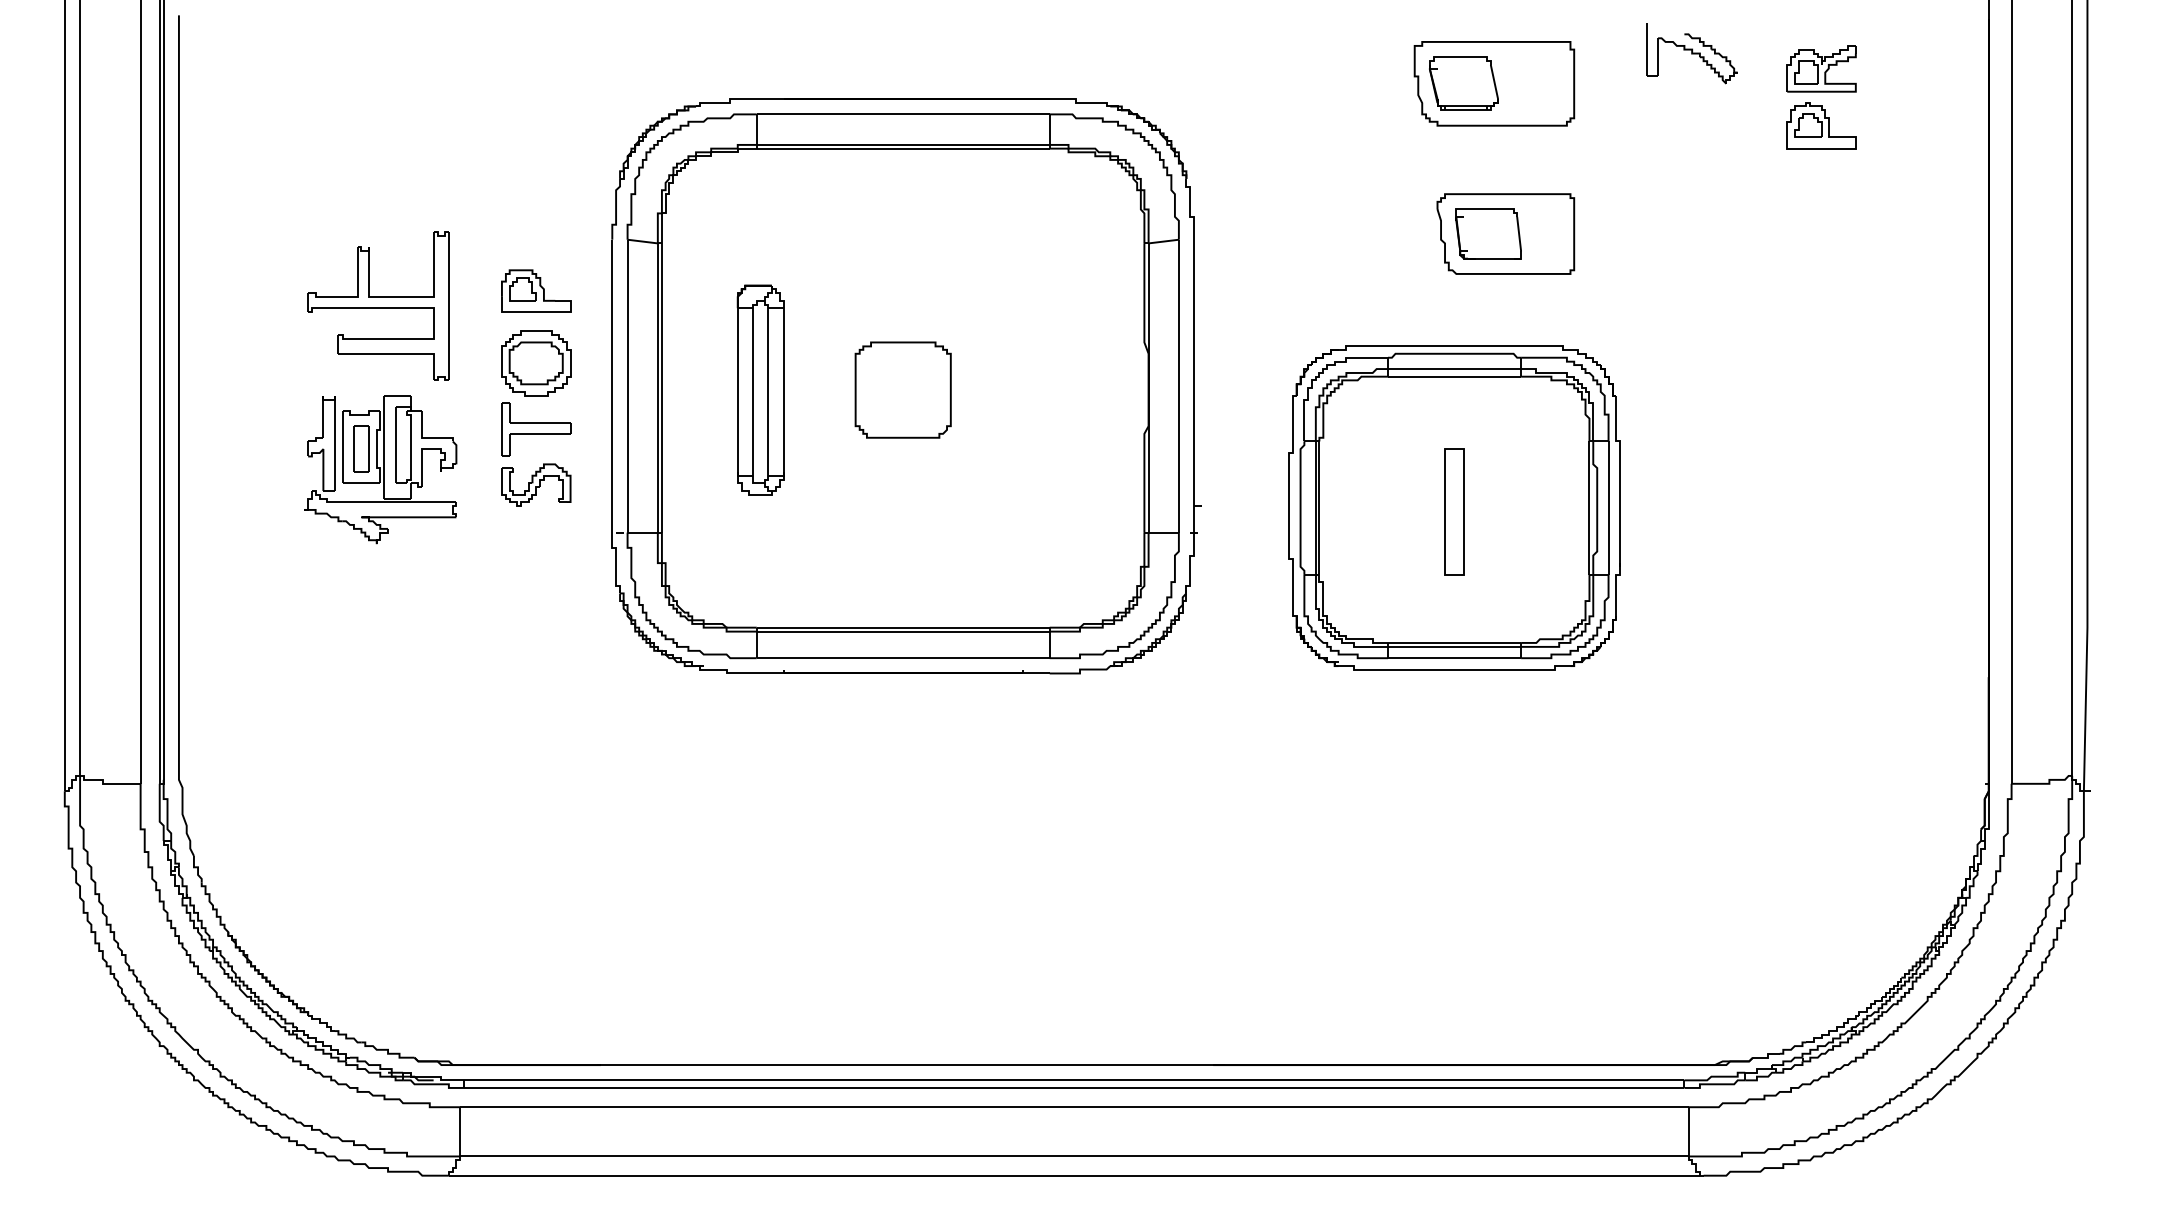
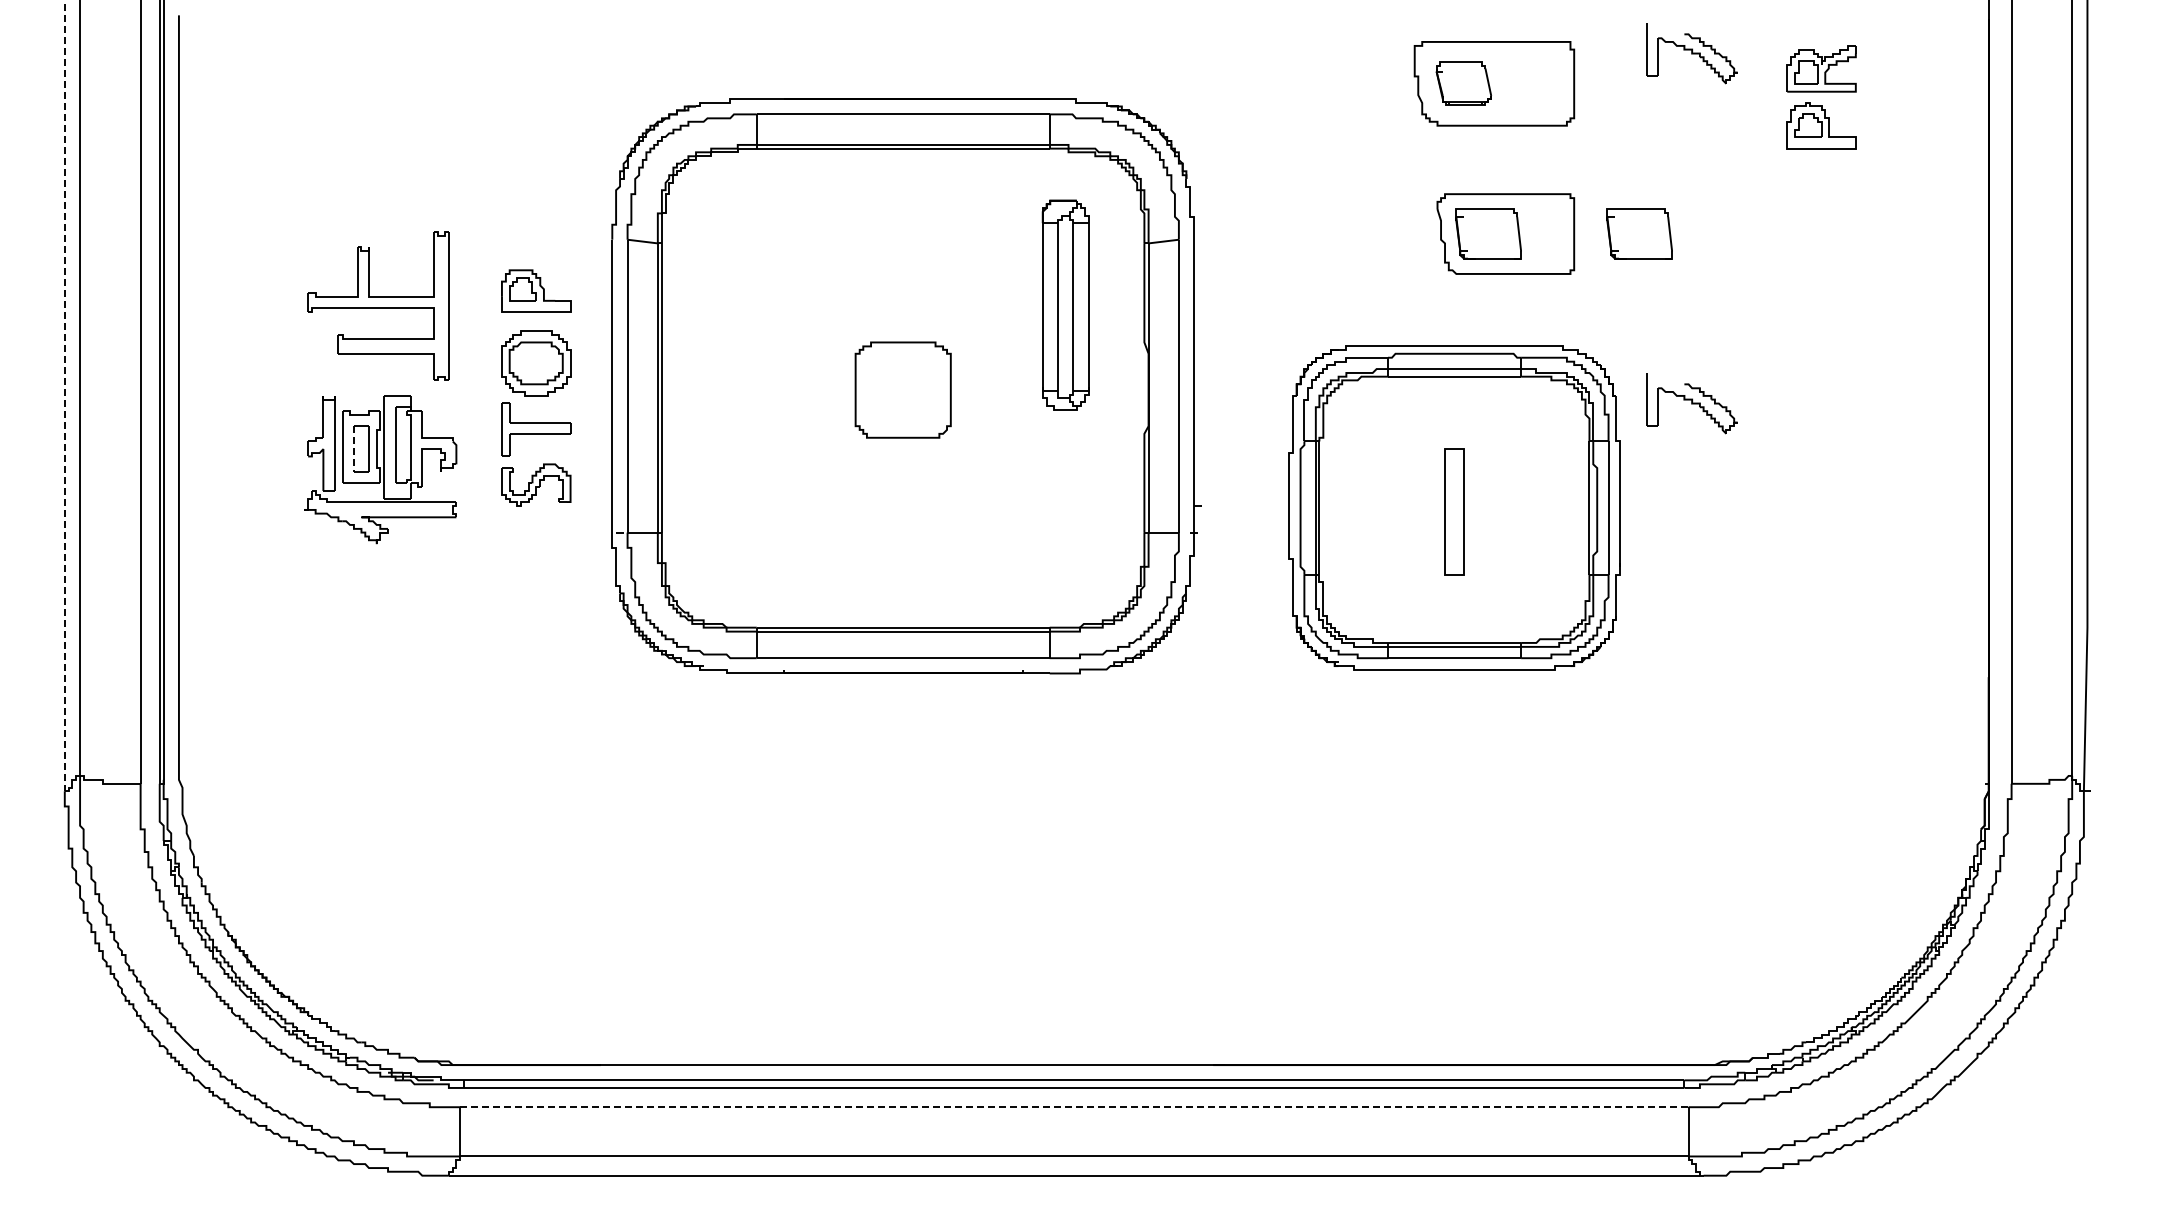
part size: 70x55 px -> 57x45 px (1463, 83)
part: none -> present (1639, 233)
part position: (760, 389) -> (1065, 304) (1065, 304)
line: solid -> dashed (64, 396)
part: none -> present (1691, 403)
line: solid -> dashed (353, 448)
line: solid -> dashed (1074, 1107)
